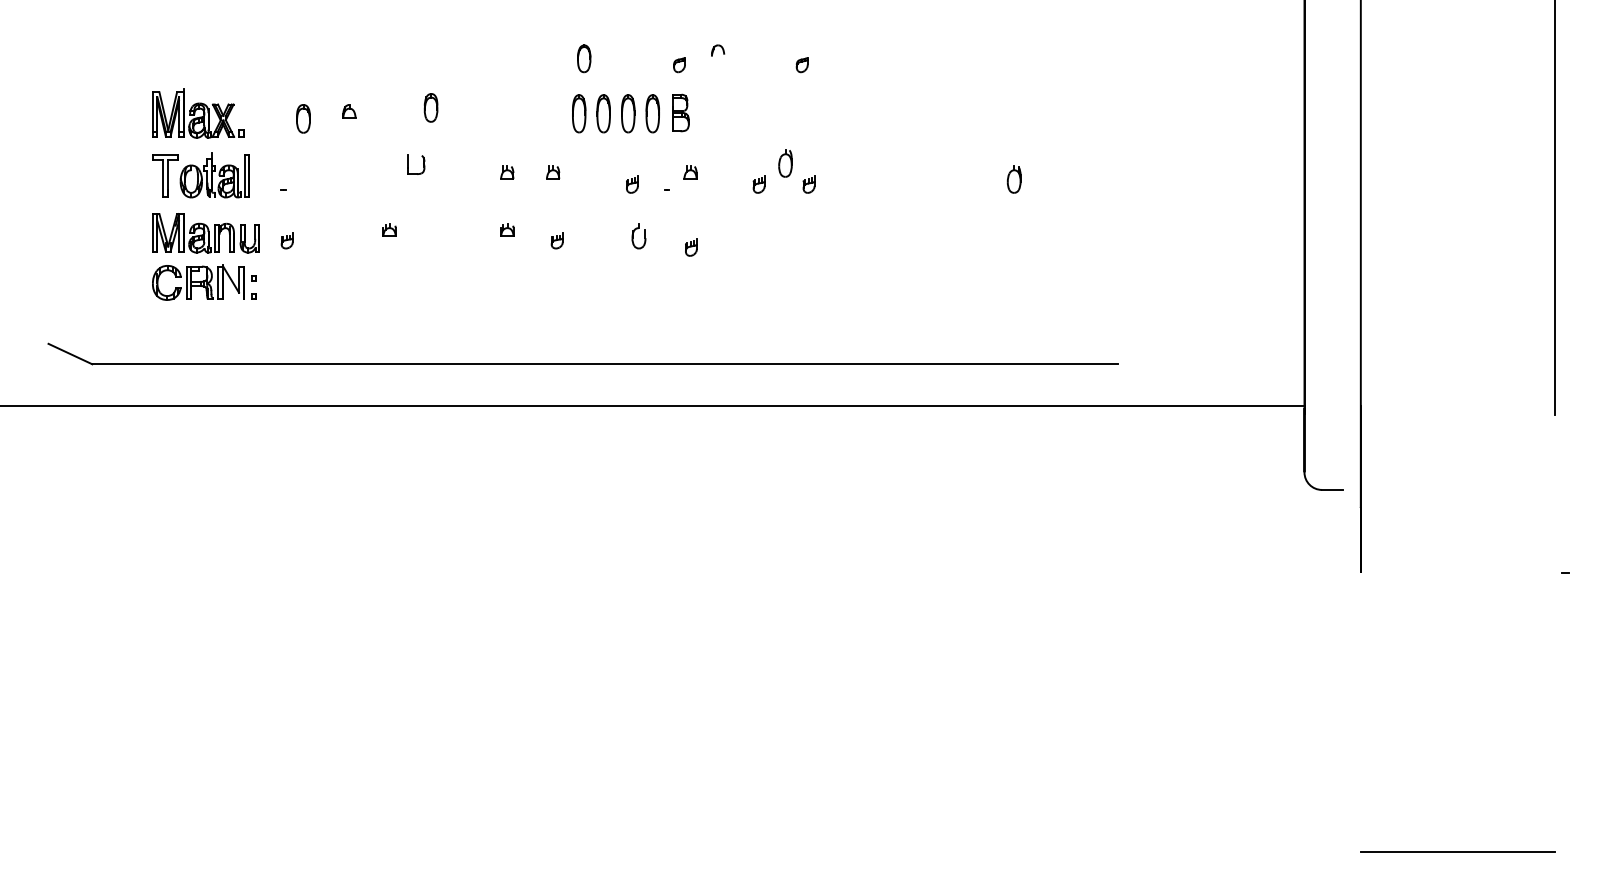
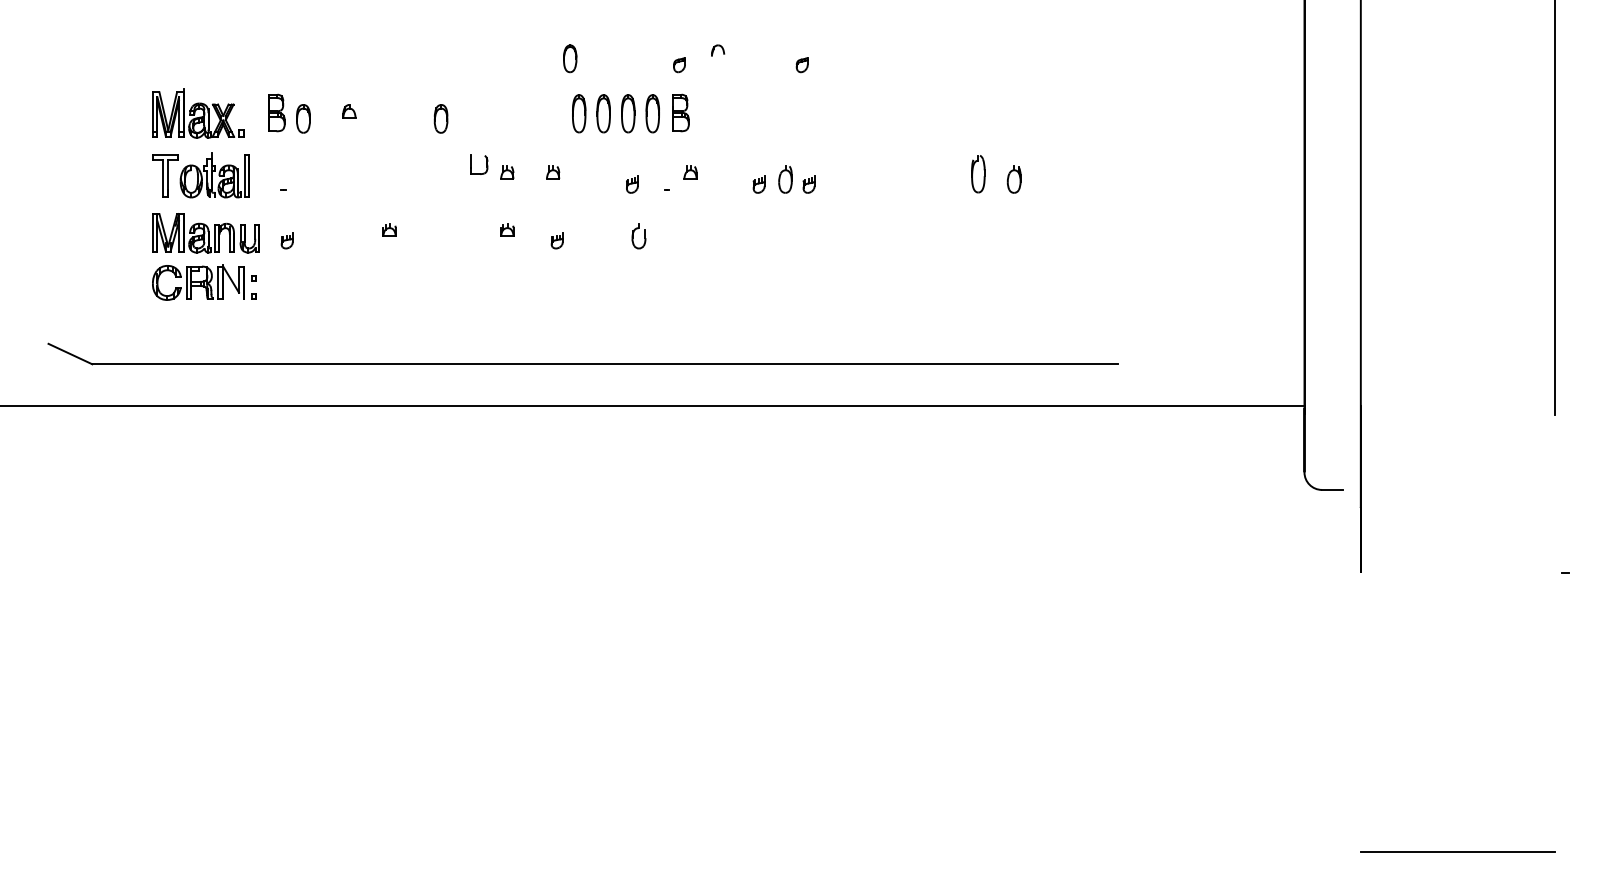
part position: (584, 58) -> (570, 58) (570, 58)
part position: (430, 107) -> (440, 118) (440, 118)
part: none -> present (276, 112)
part position: (785, 163) -> (785, 179) (785, 179)
part position: (423, 164) -> (486, 164) (486, 164)
part: none -> present (978, 174)
part: present -> none (691, 247)
